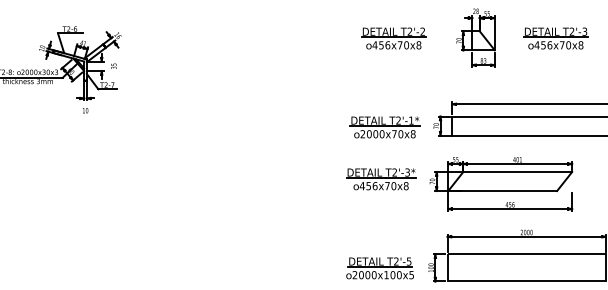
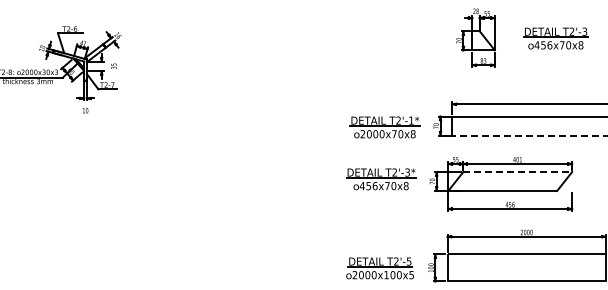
part: present -> none (393, 38)
line: solid -> dashed (529, 135)
line: solid -> dashed (518, 172)
